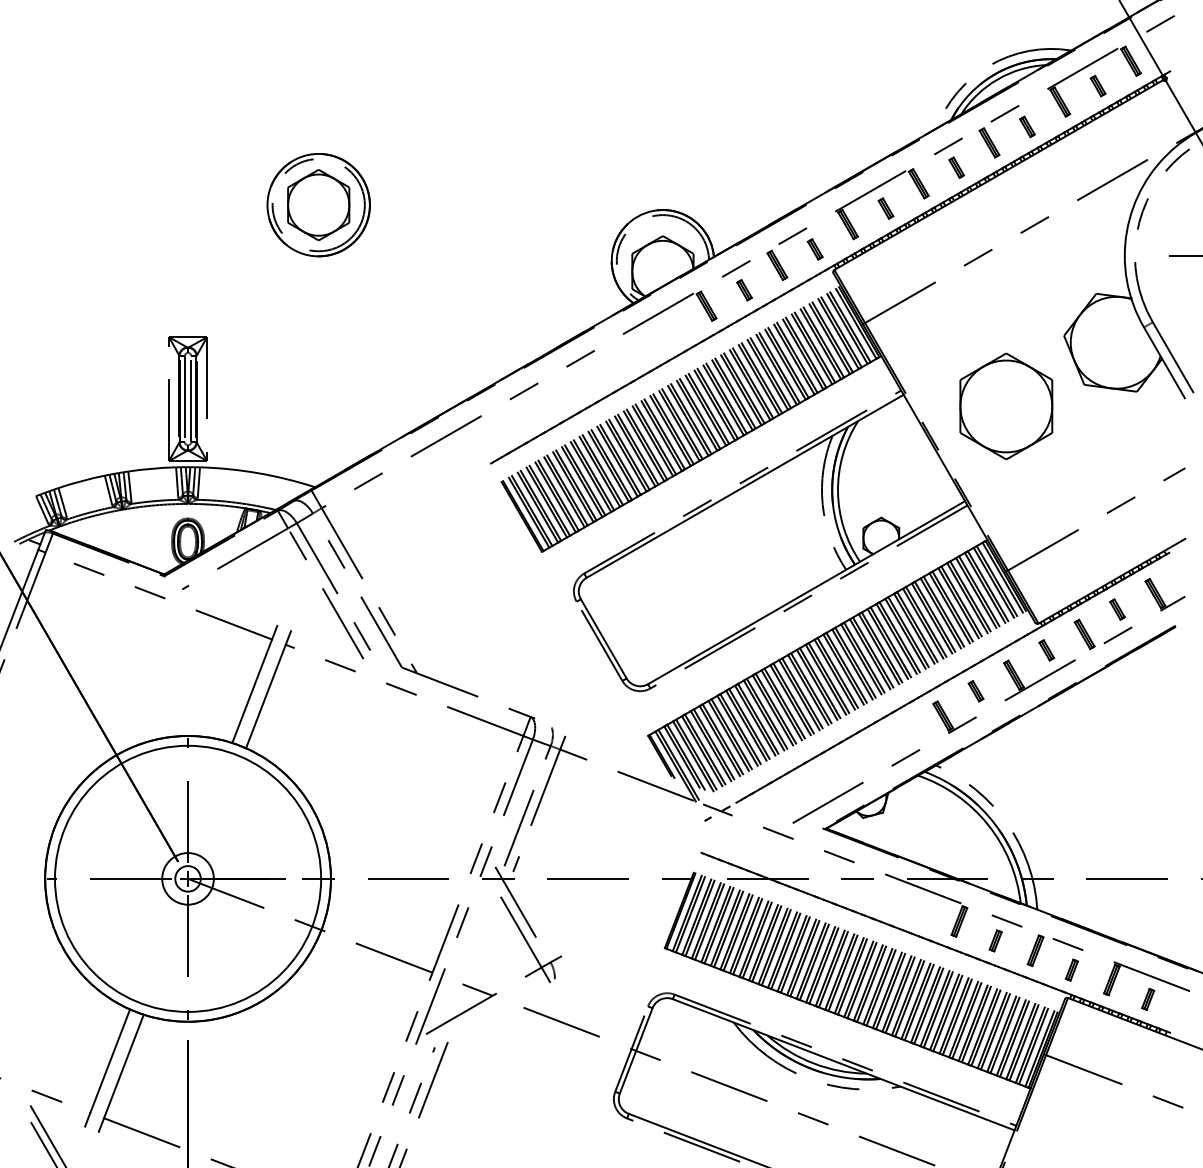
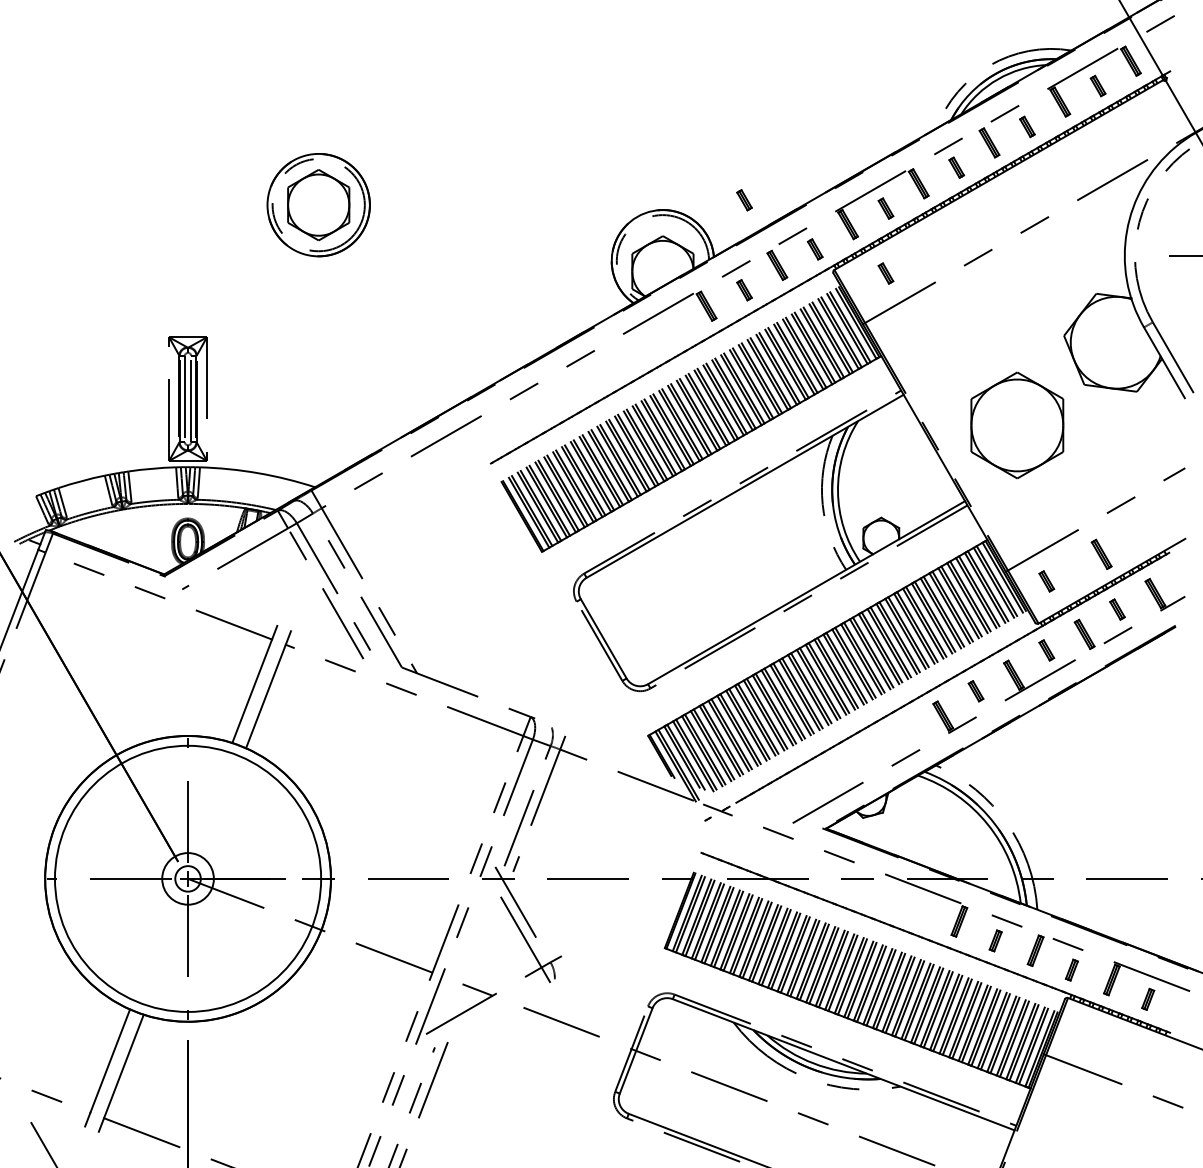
part: none -> present (744, 200)
part: none -> present (885, 273)
part position: (1006, 406) -> (1017, 425) (1017, 425)
part: none -> present (1101, 553)
part: none -> present (1046, 581)
line: present -> none (47, 1134)
